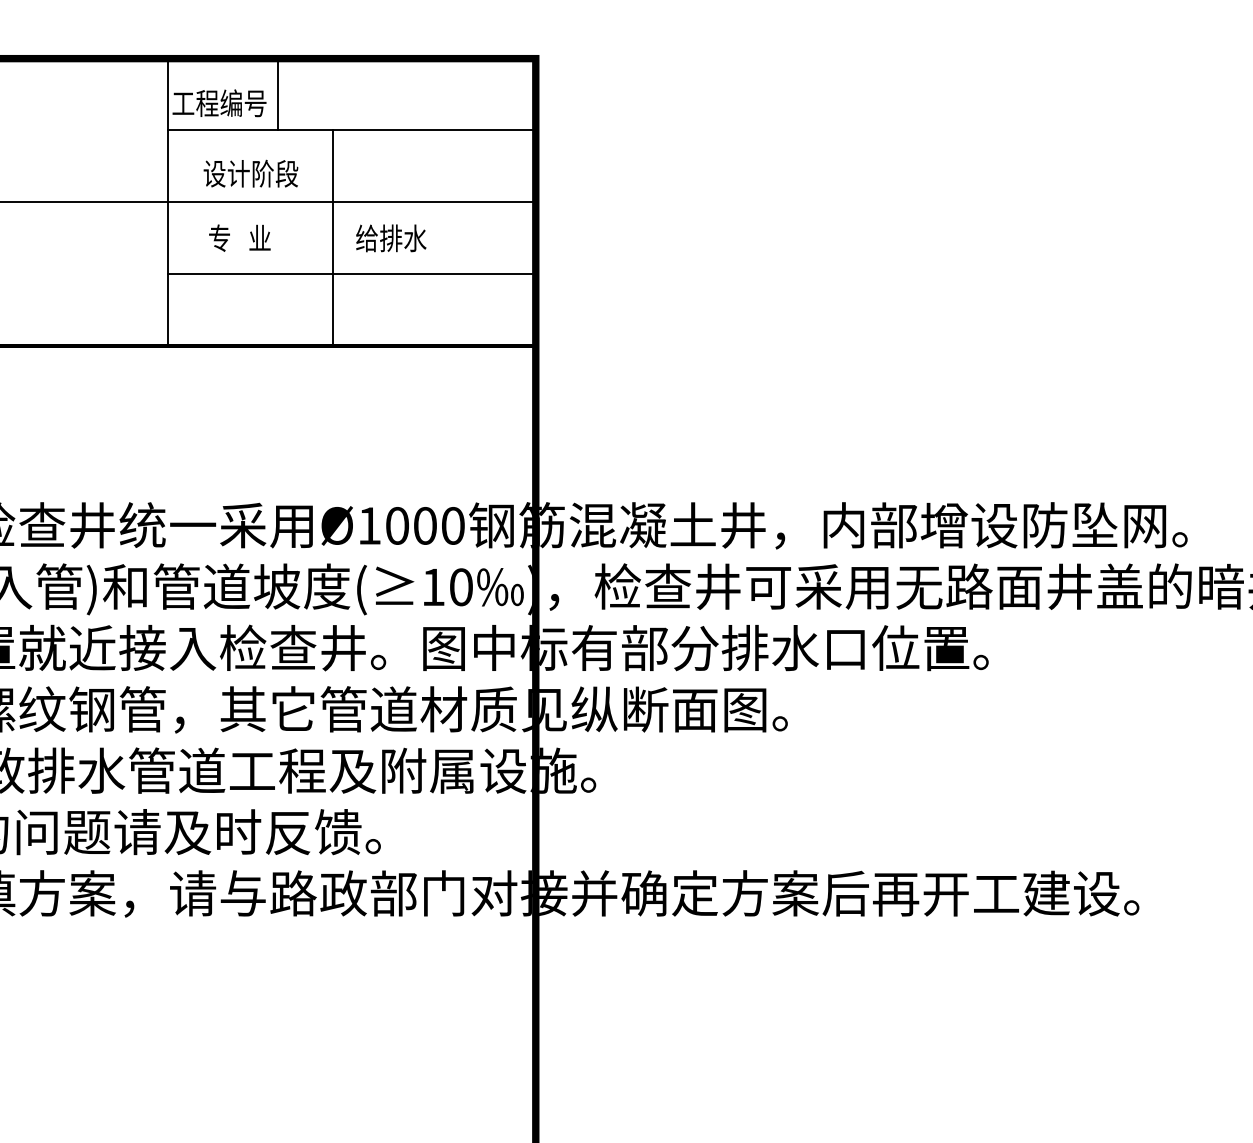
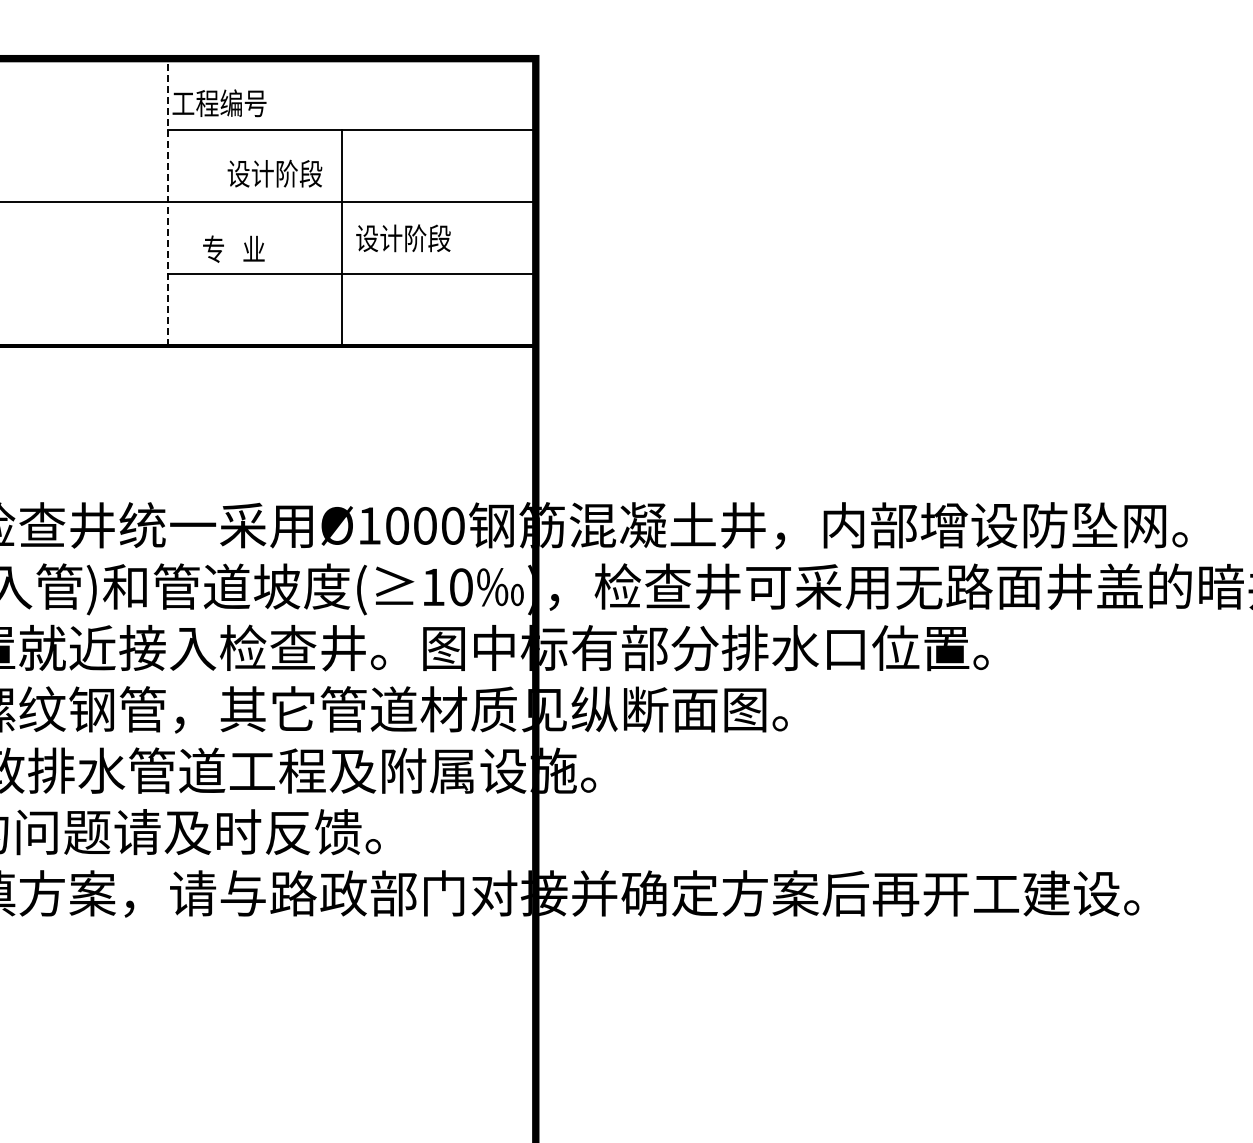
line: present -> none (278, 94)
text position: (250, 173) -> (274, 173) (274, 173)
line: solid -> dashed (167, 202)
text position: (239, 237) -> (233, 248) (233, 248)
line position: (333, 237) -> (342, 237) (342, 237)
text: 给排水 -> 设计阶段 (403, 238)
